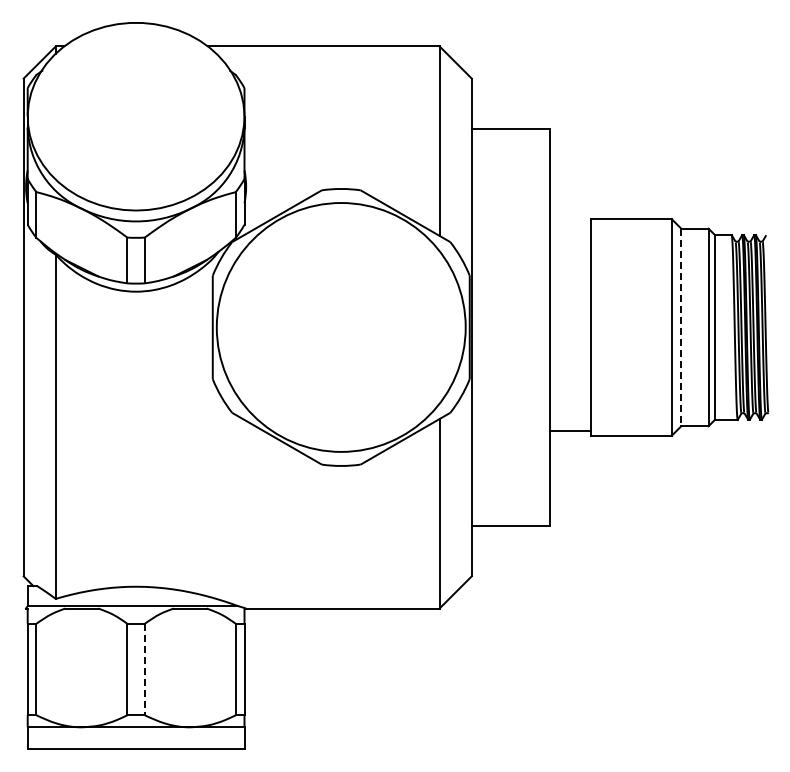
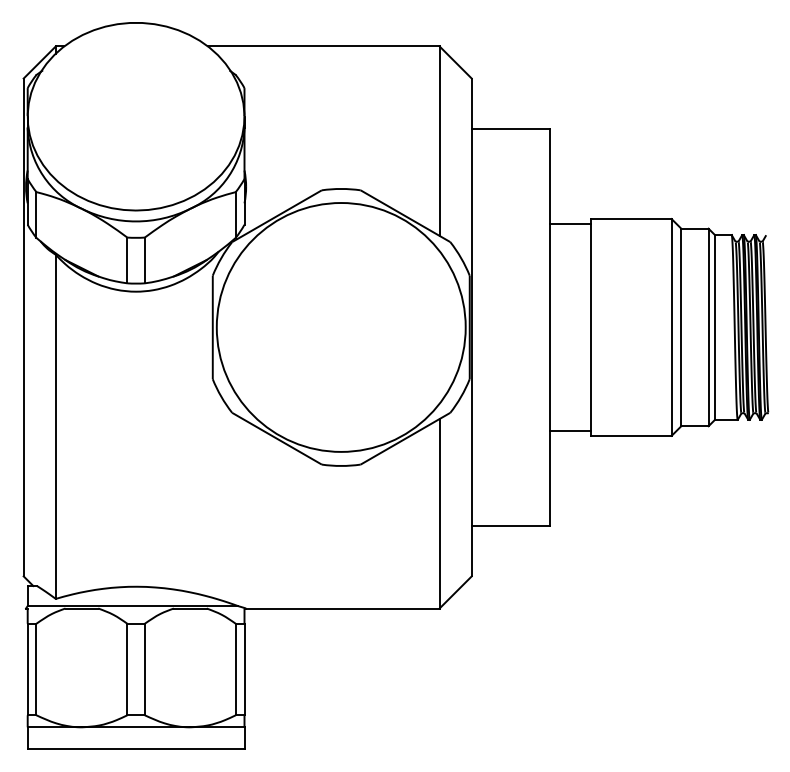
line: none -> present (569, 224)
line: dashed -> solid (681, 327)
line: dashed -> solid (144, 669)
